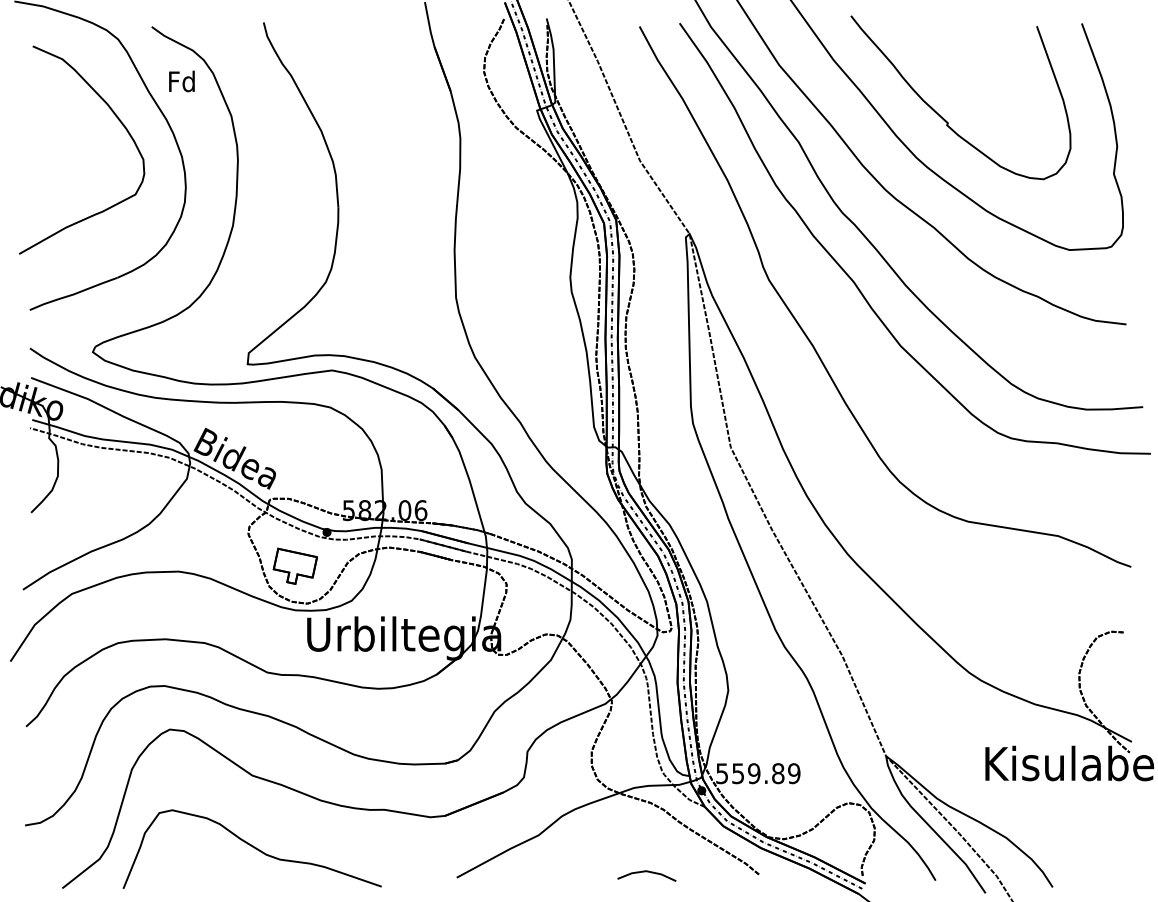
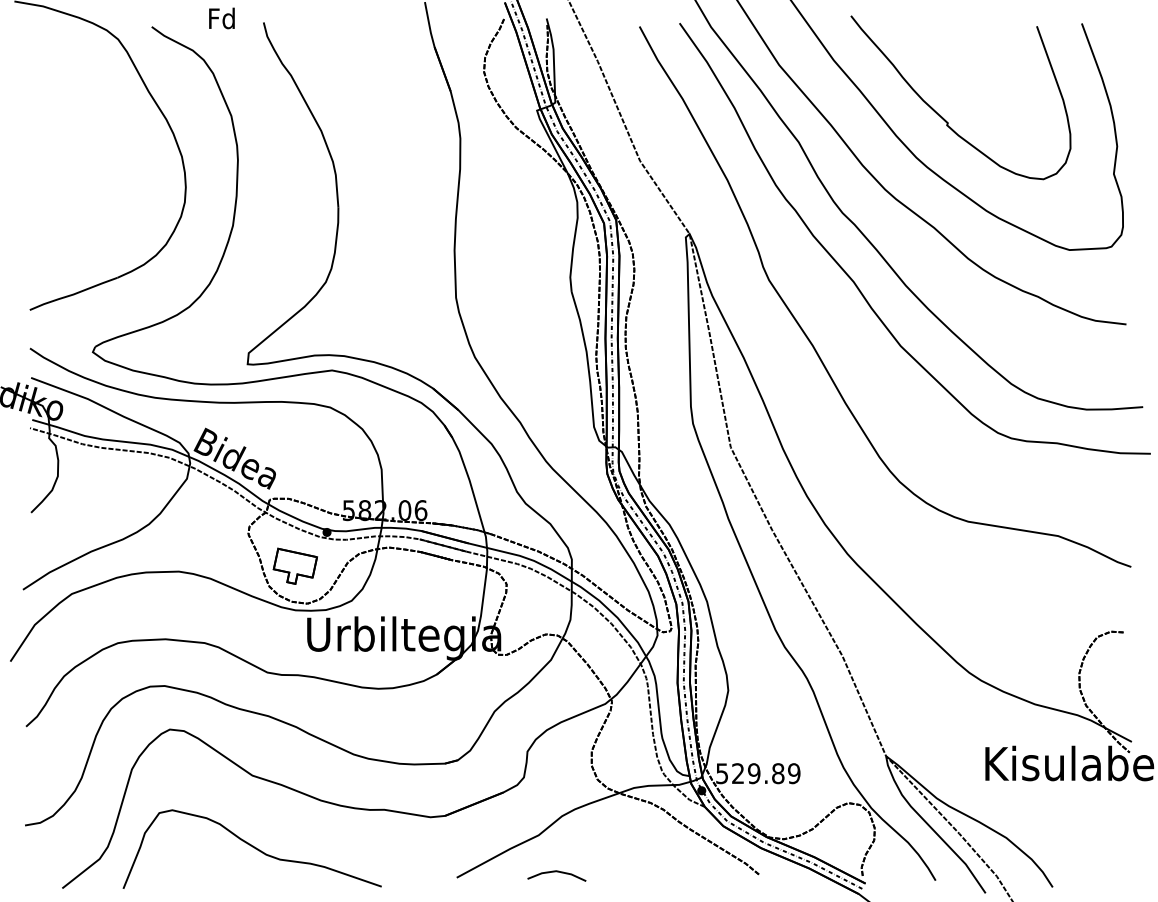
text position: (181, 81) -> (221, 18) (221, 18)
curve: present -> none (118, 120)
text: 559.89 -> 529.89 (737, 773)
line position: (646, 872) -> (556, 872) (556, 872)
